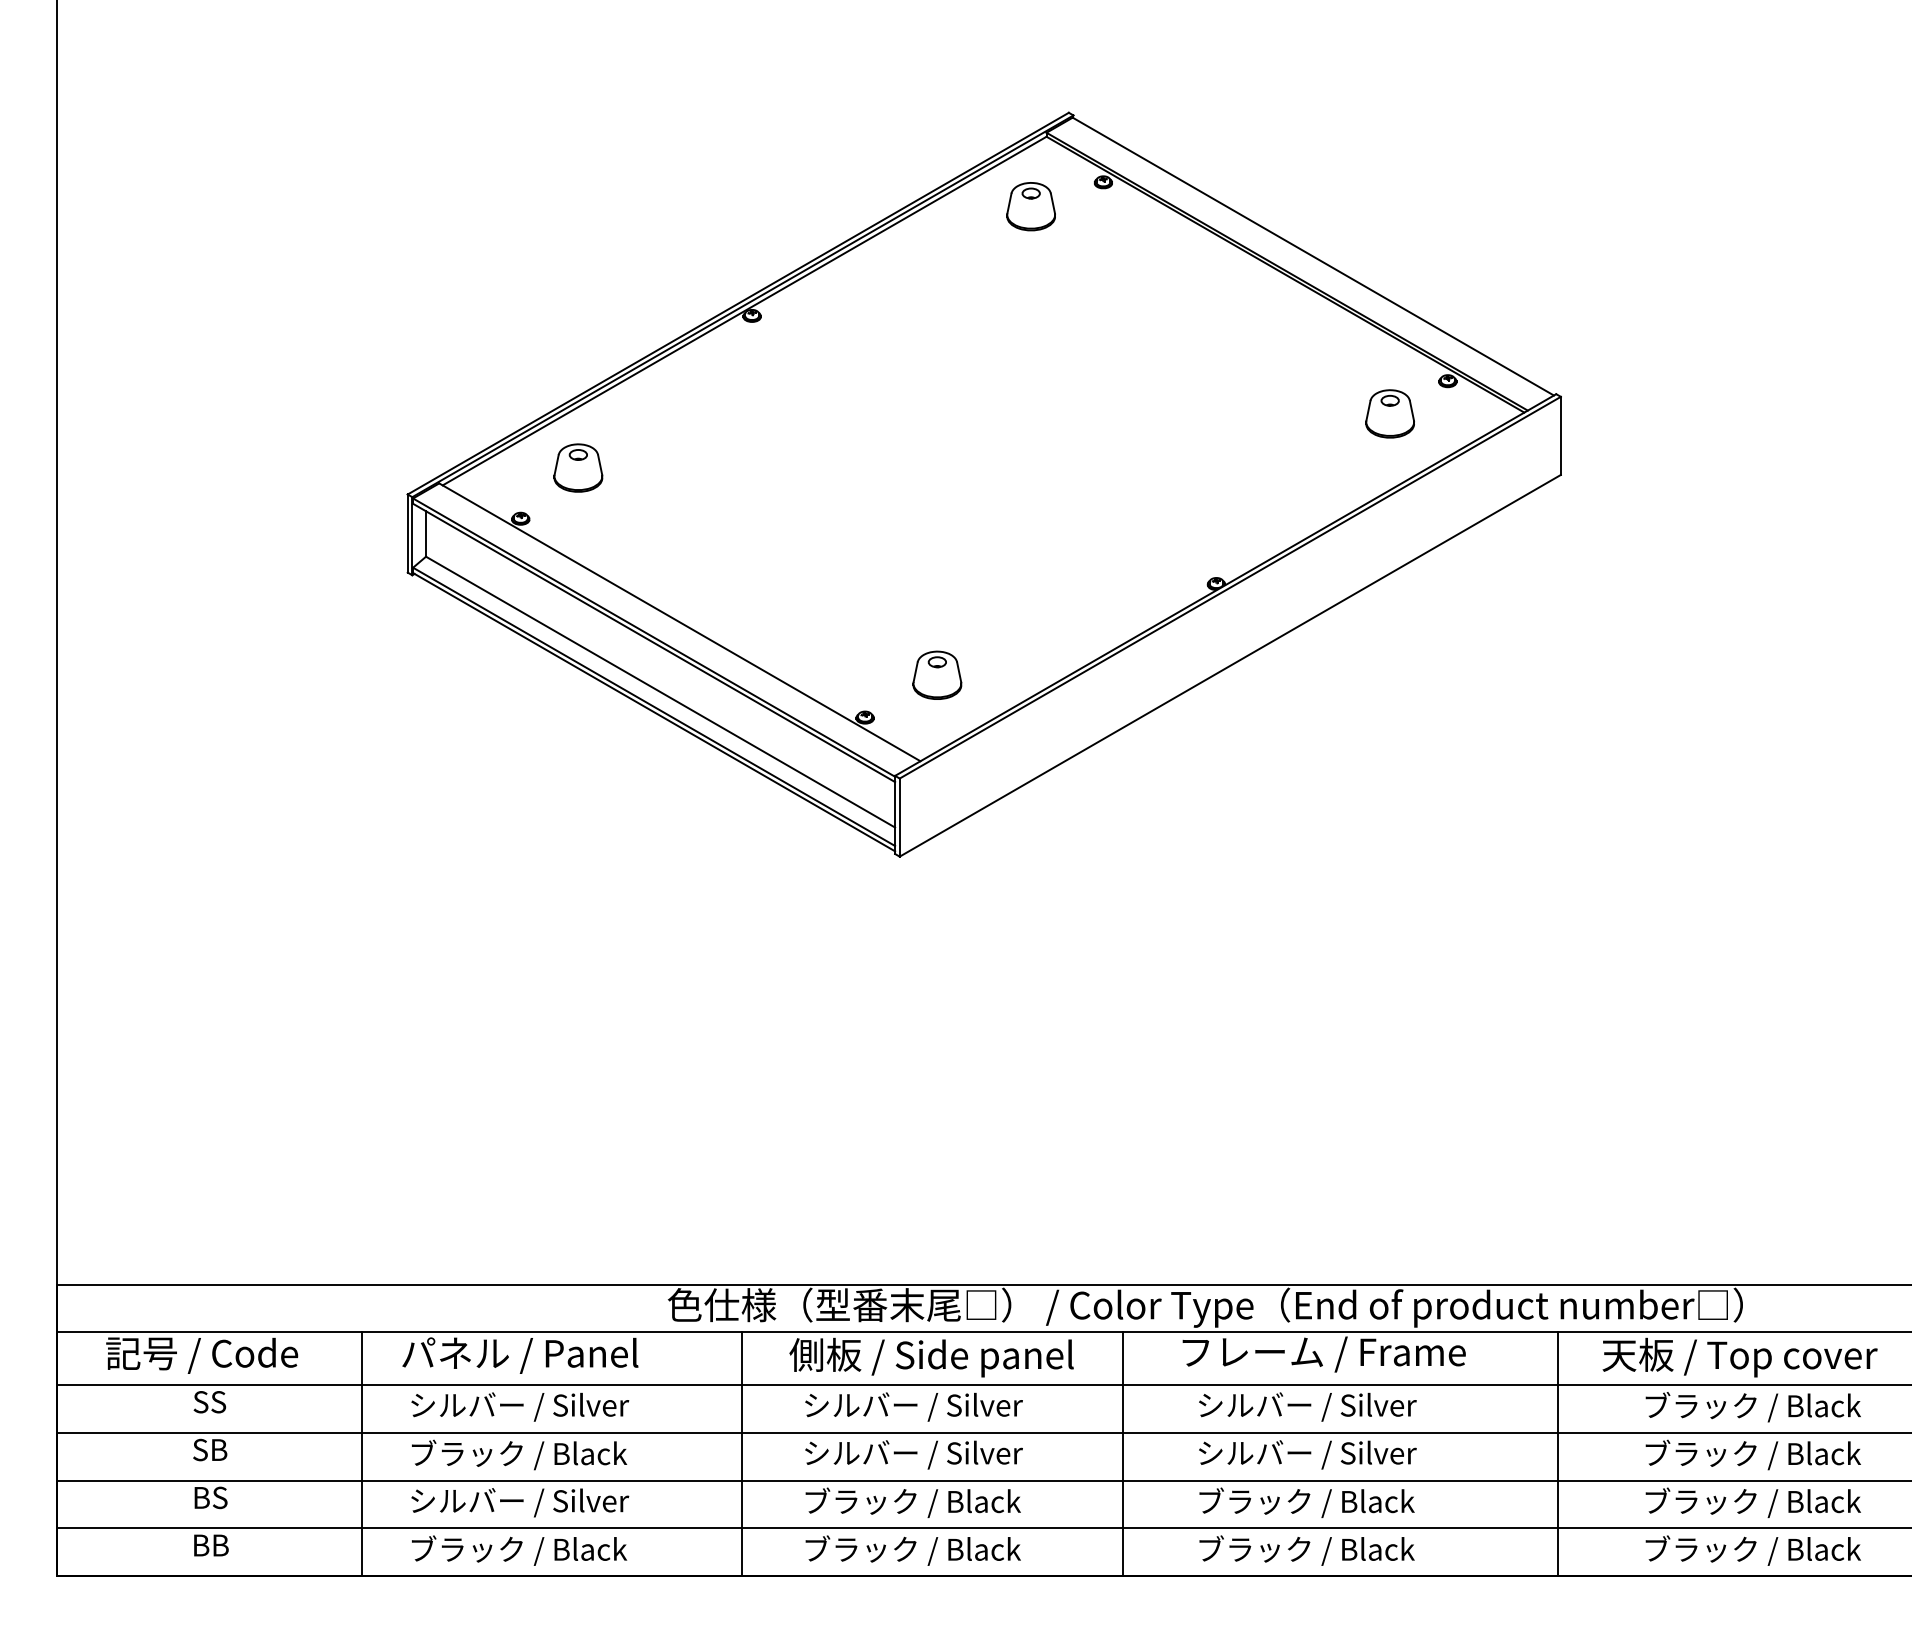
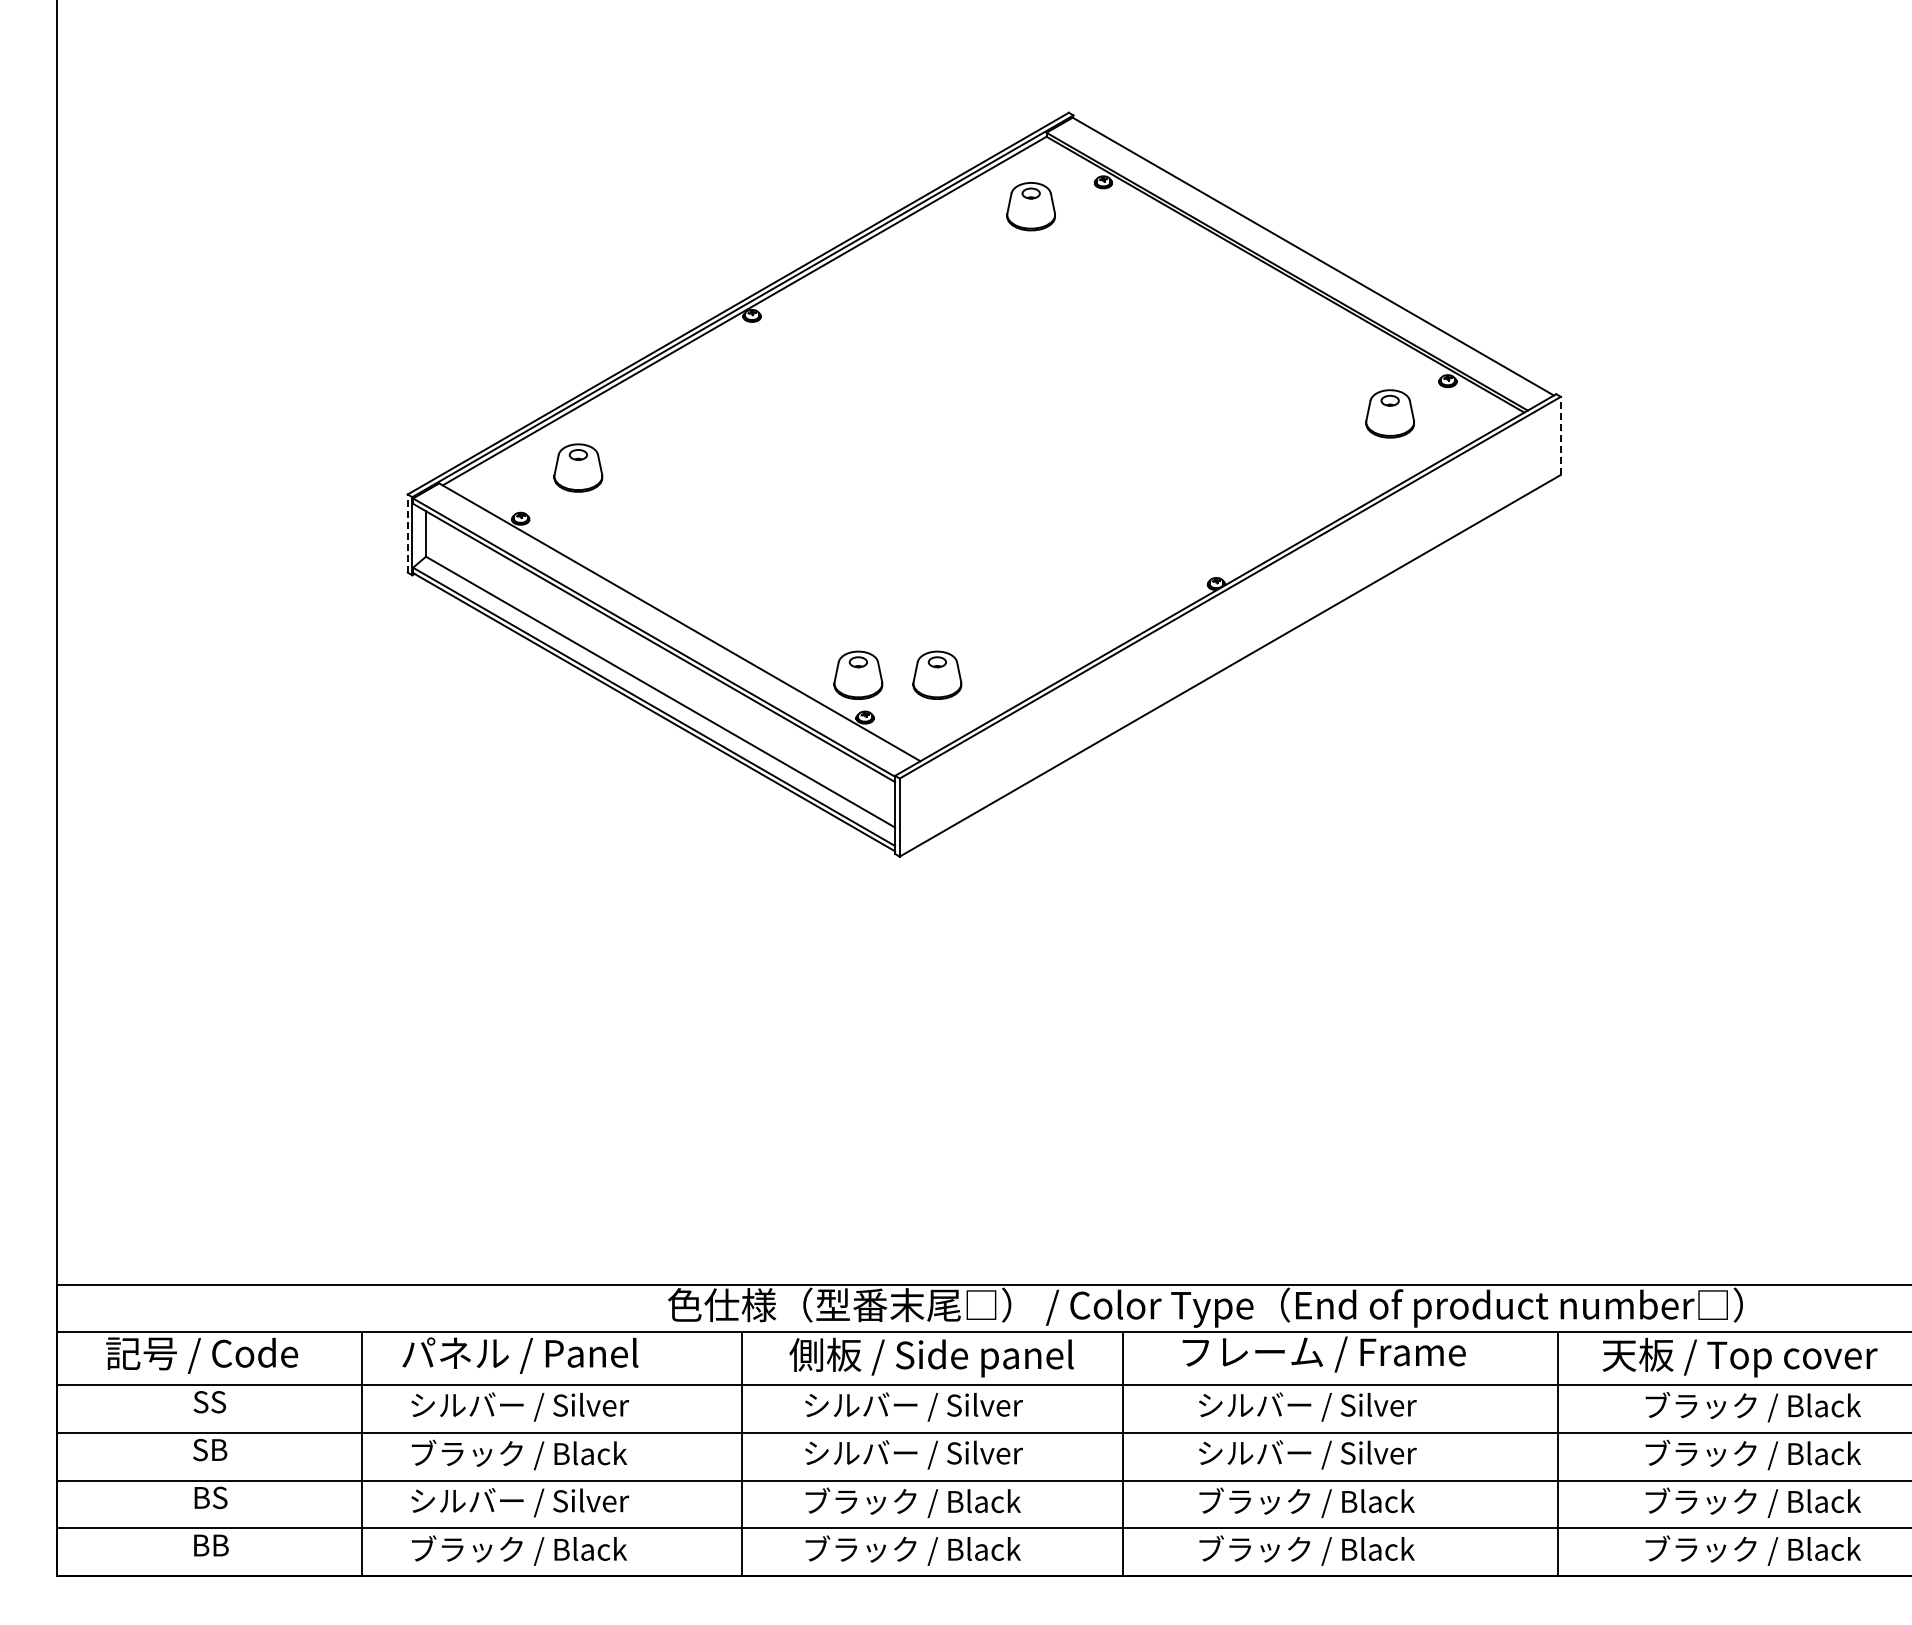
line: solid -> dashed (1560, 435)
line: solid -> dashed (407, 533)
part: none -> present (858, 674)
